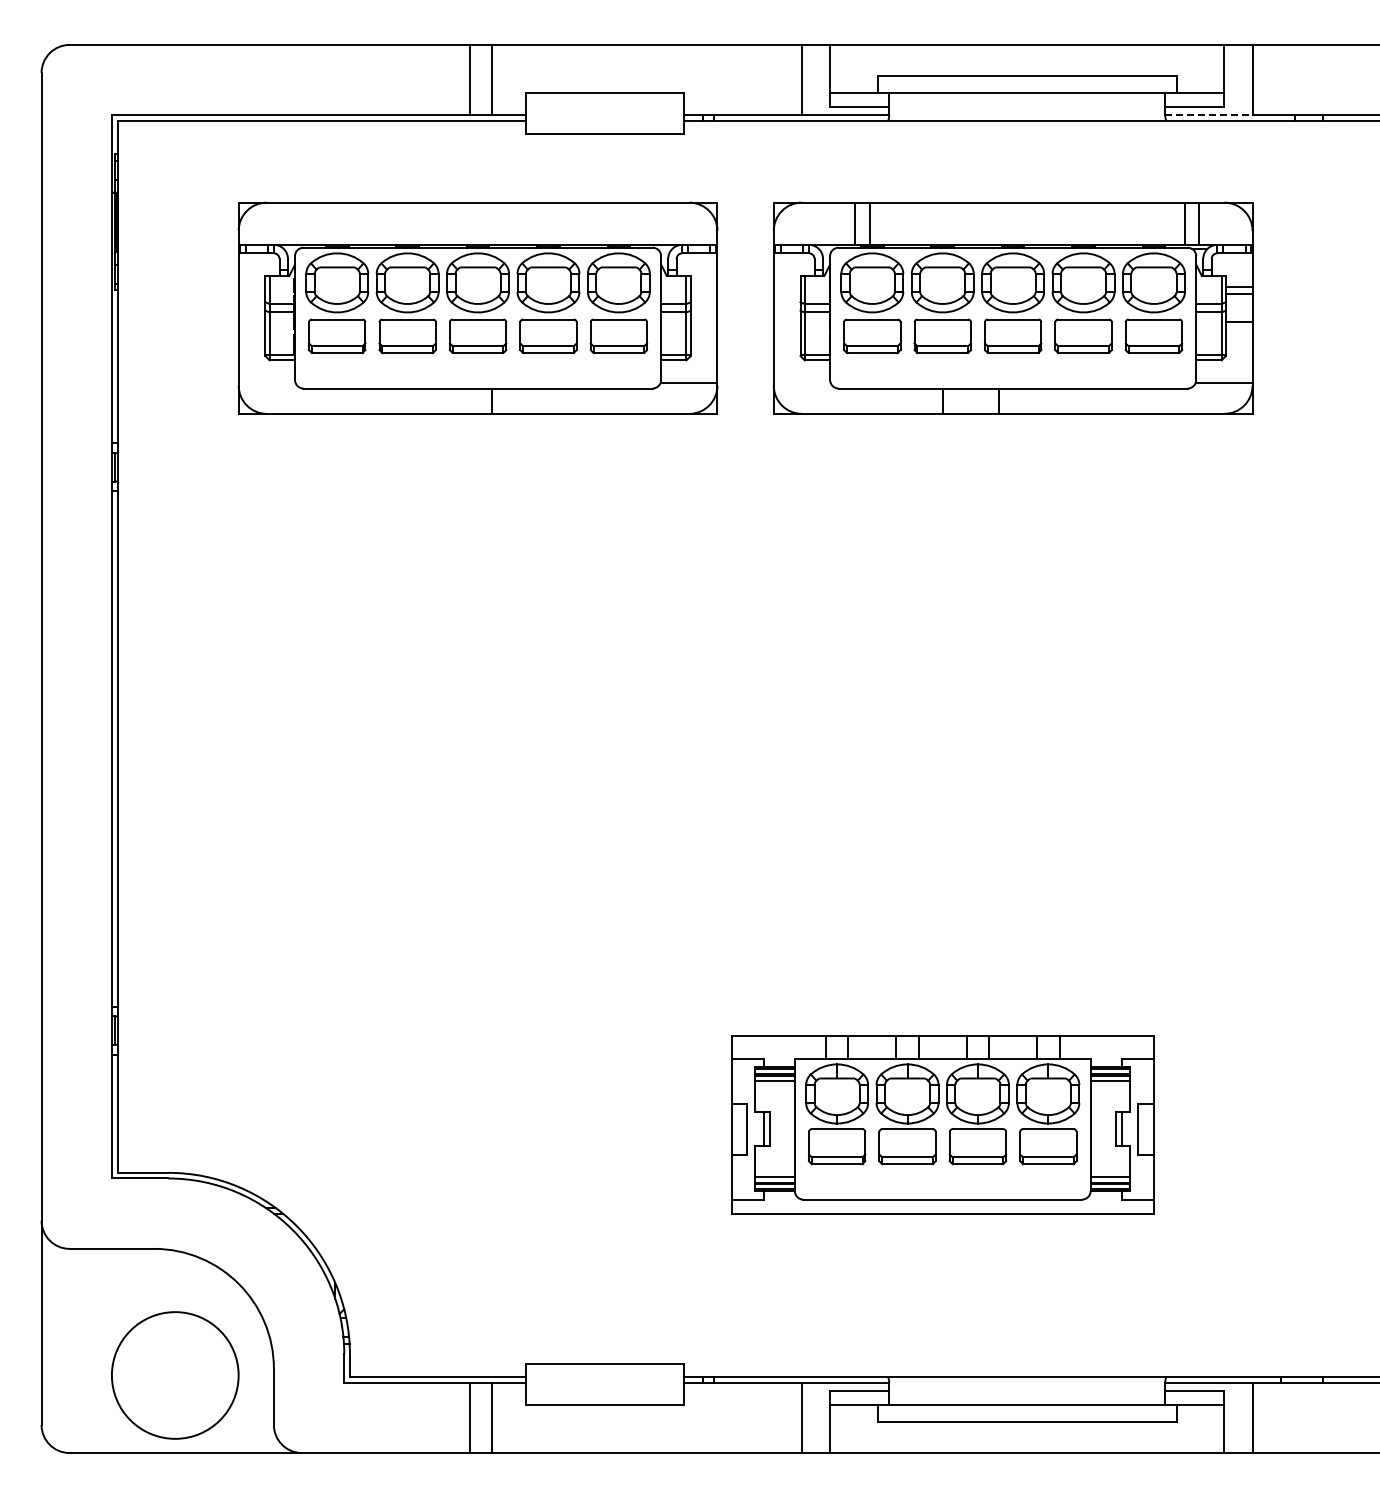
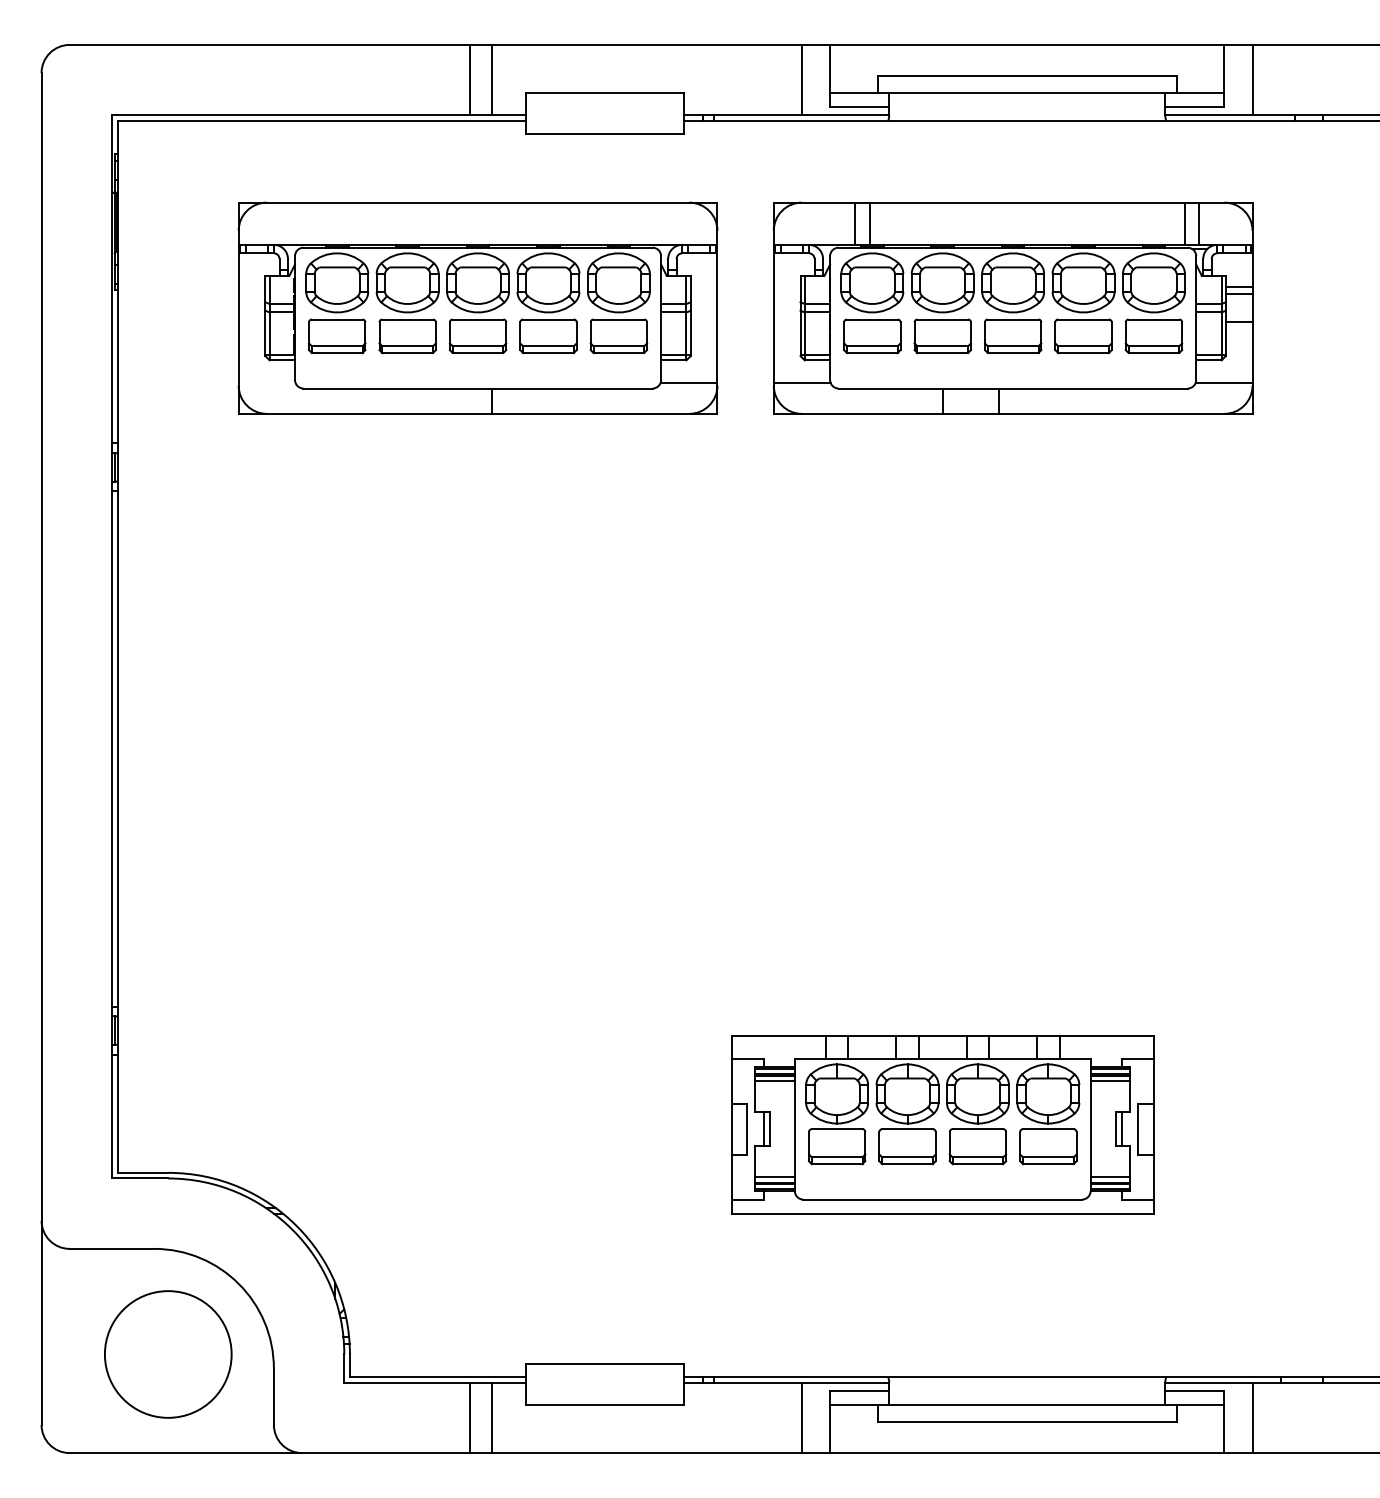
line: dashed -> solid (1208, 115)
line: none -> present (801, 382)
circle position: (175, 1375) -> (168, 1354) (168, 1354)
